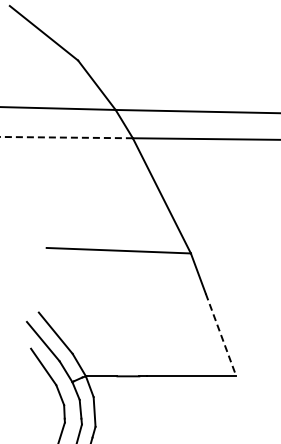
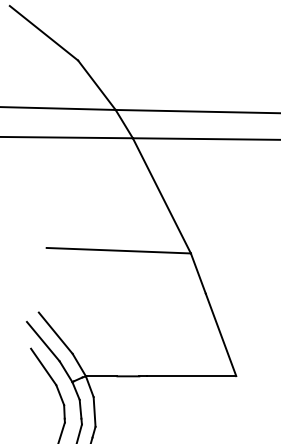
line: dashed -> solid (66, 137)
line: dashed -> solid (221, 334)
